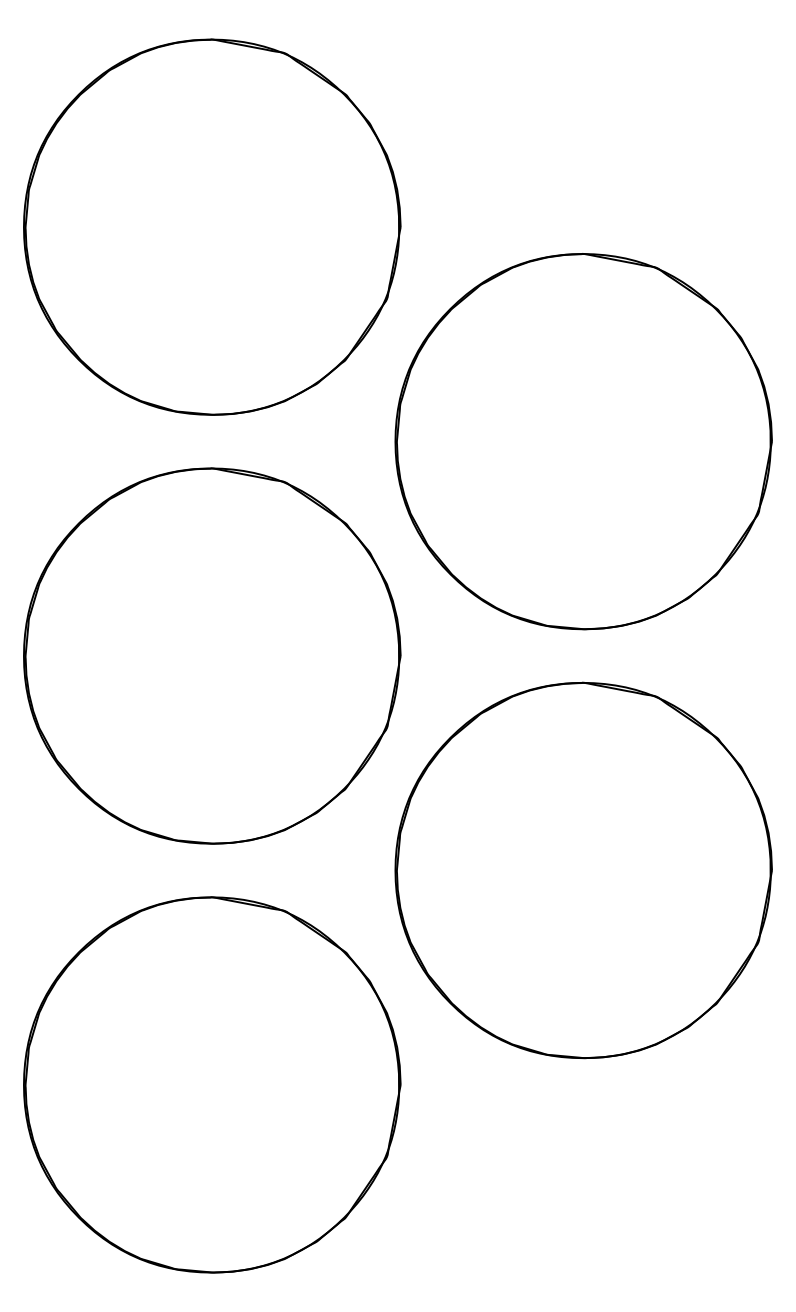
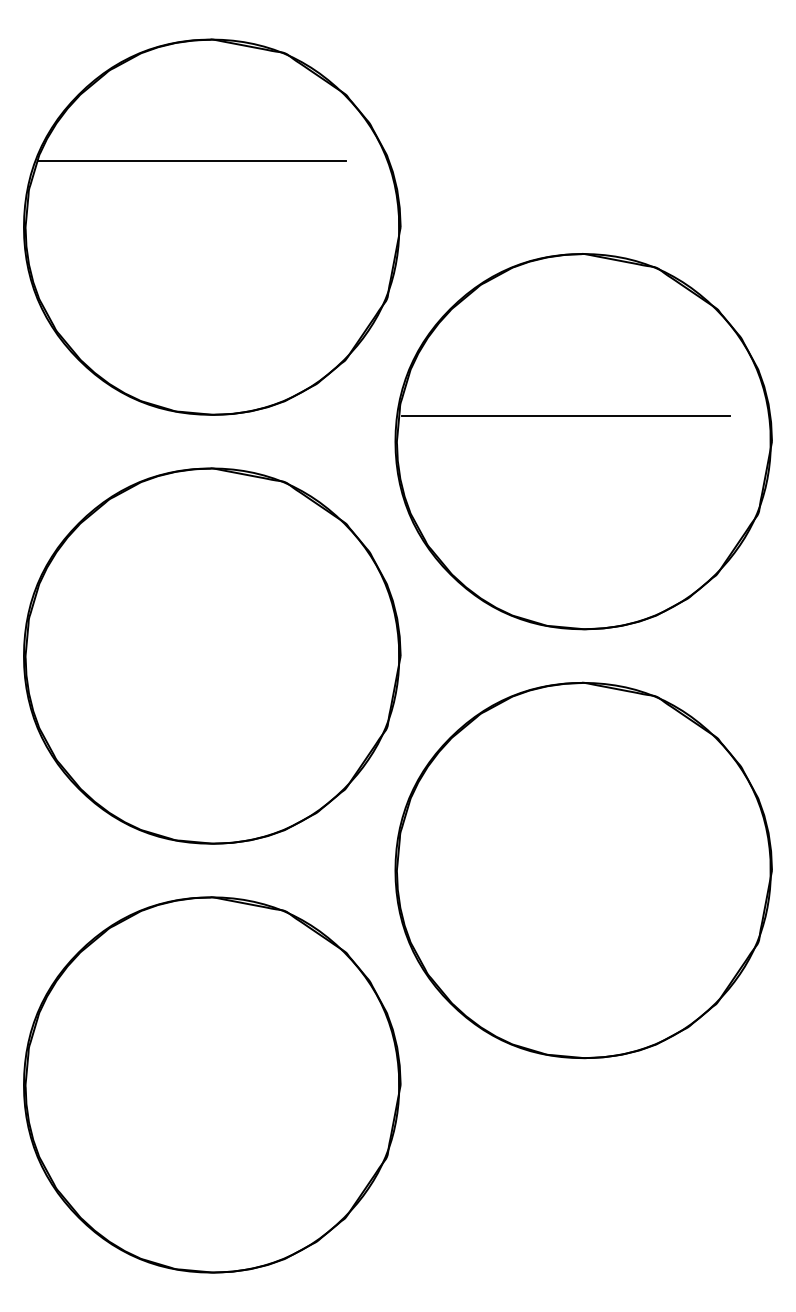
line: none -> present (191, 161)
line: none -> present (566, 416)
